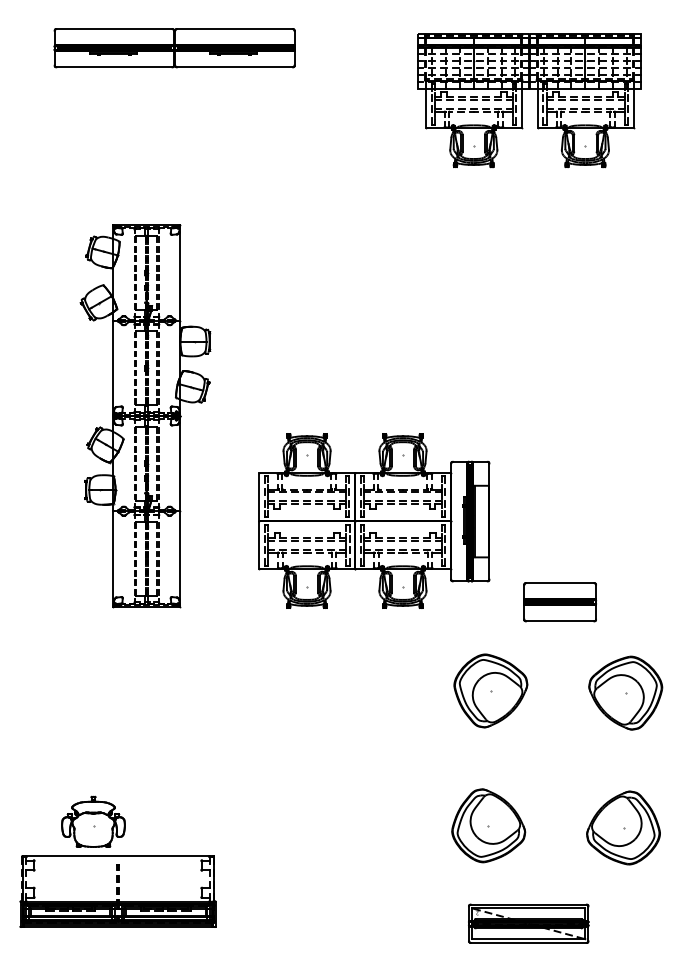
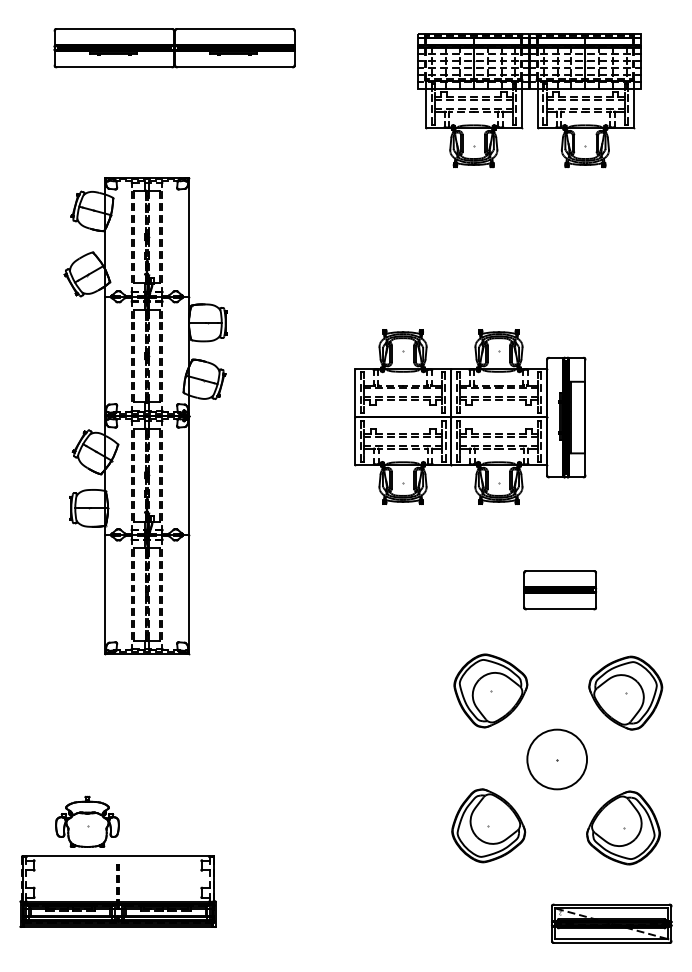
part size: 133x385 px -> 165x479 px (145, 416)
part position: (374, 520) -> (470, 416) (470, 416)
part position: (560, 602) -> (560, 590) (560, 590)
part: none -> present (556, 759)
part position: (93, 821) -> (87, 821) (87, 821)
part position: (528, 923) -> (611, 923) (611, 923)
